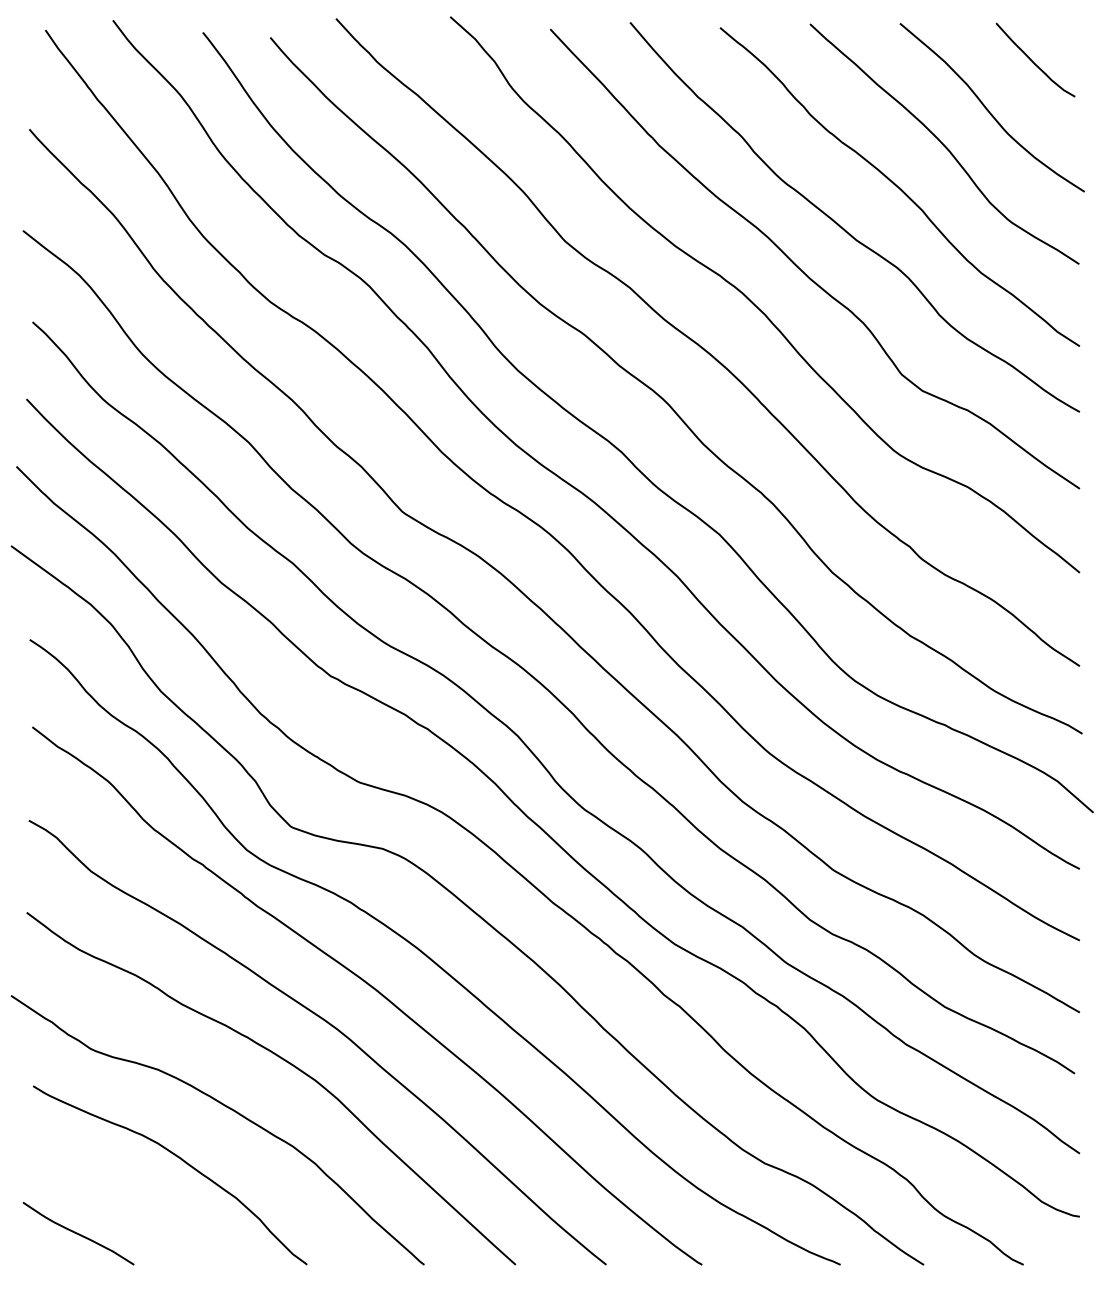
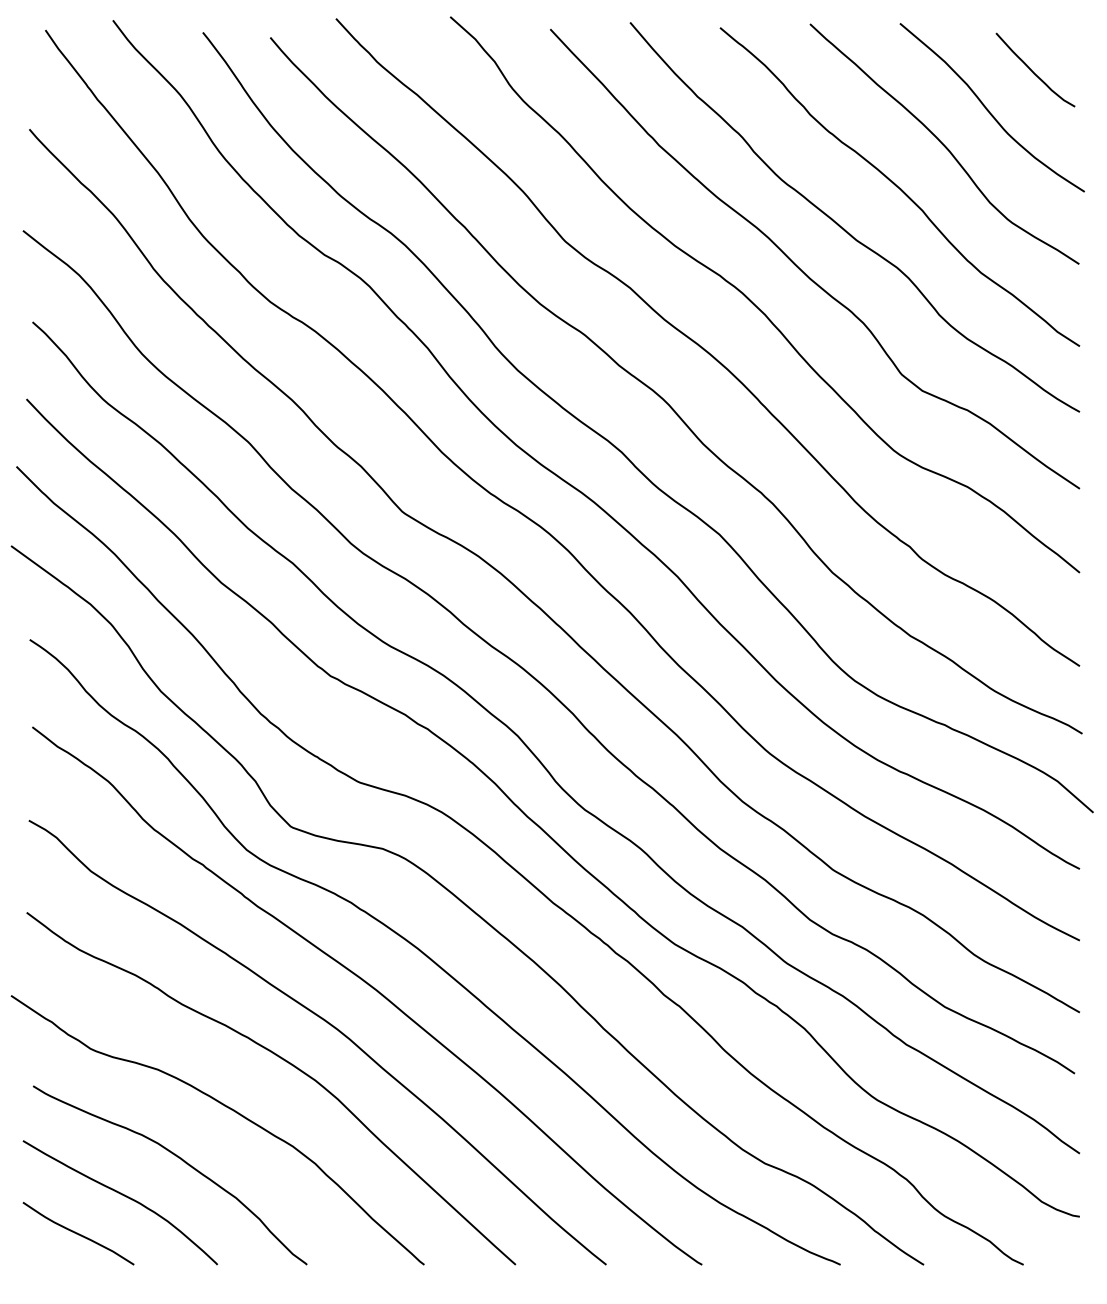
curve position: (1033, 61) -> (1033, 71) (1033, 71)
curve: none -> present (122, 1195)
